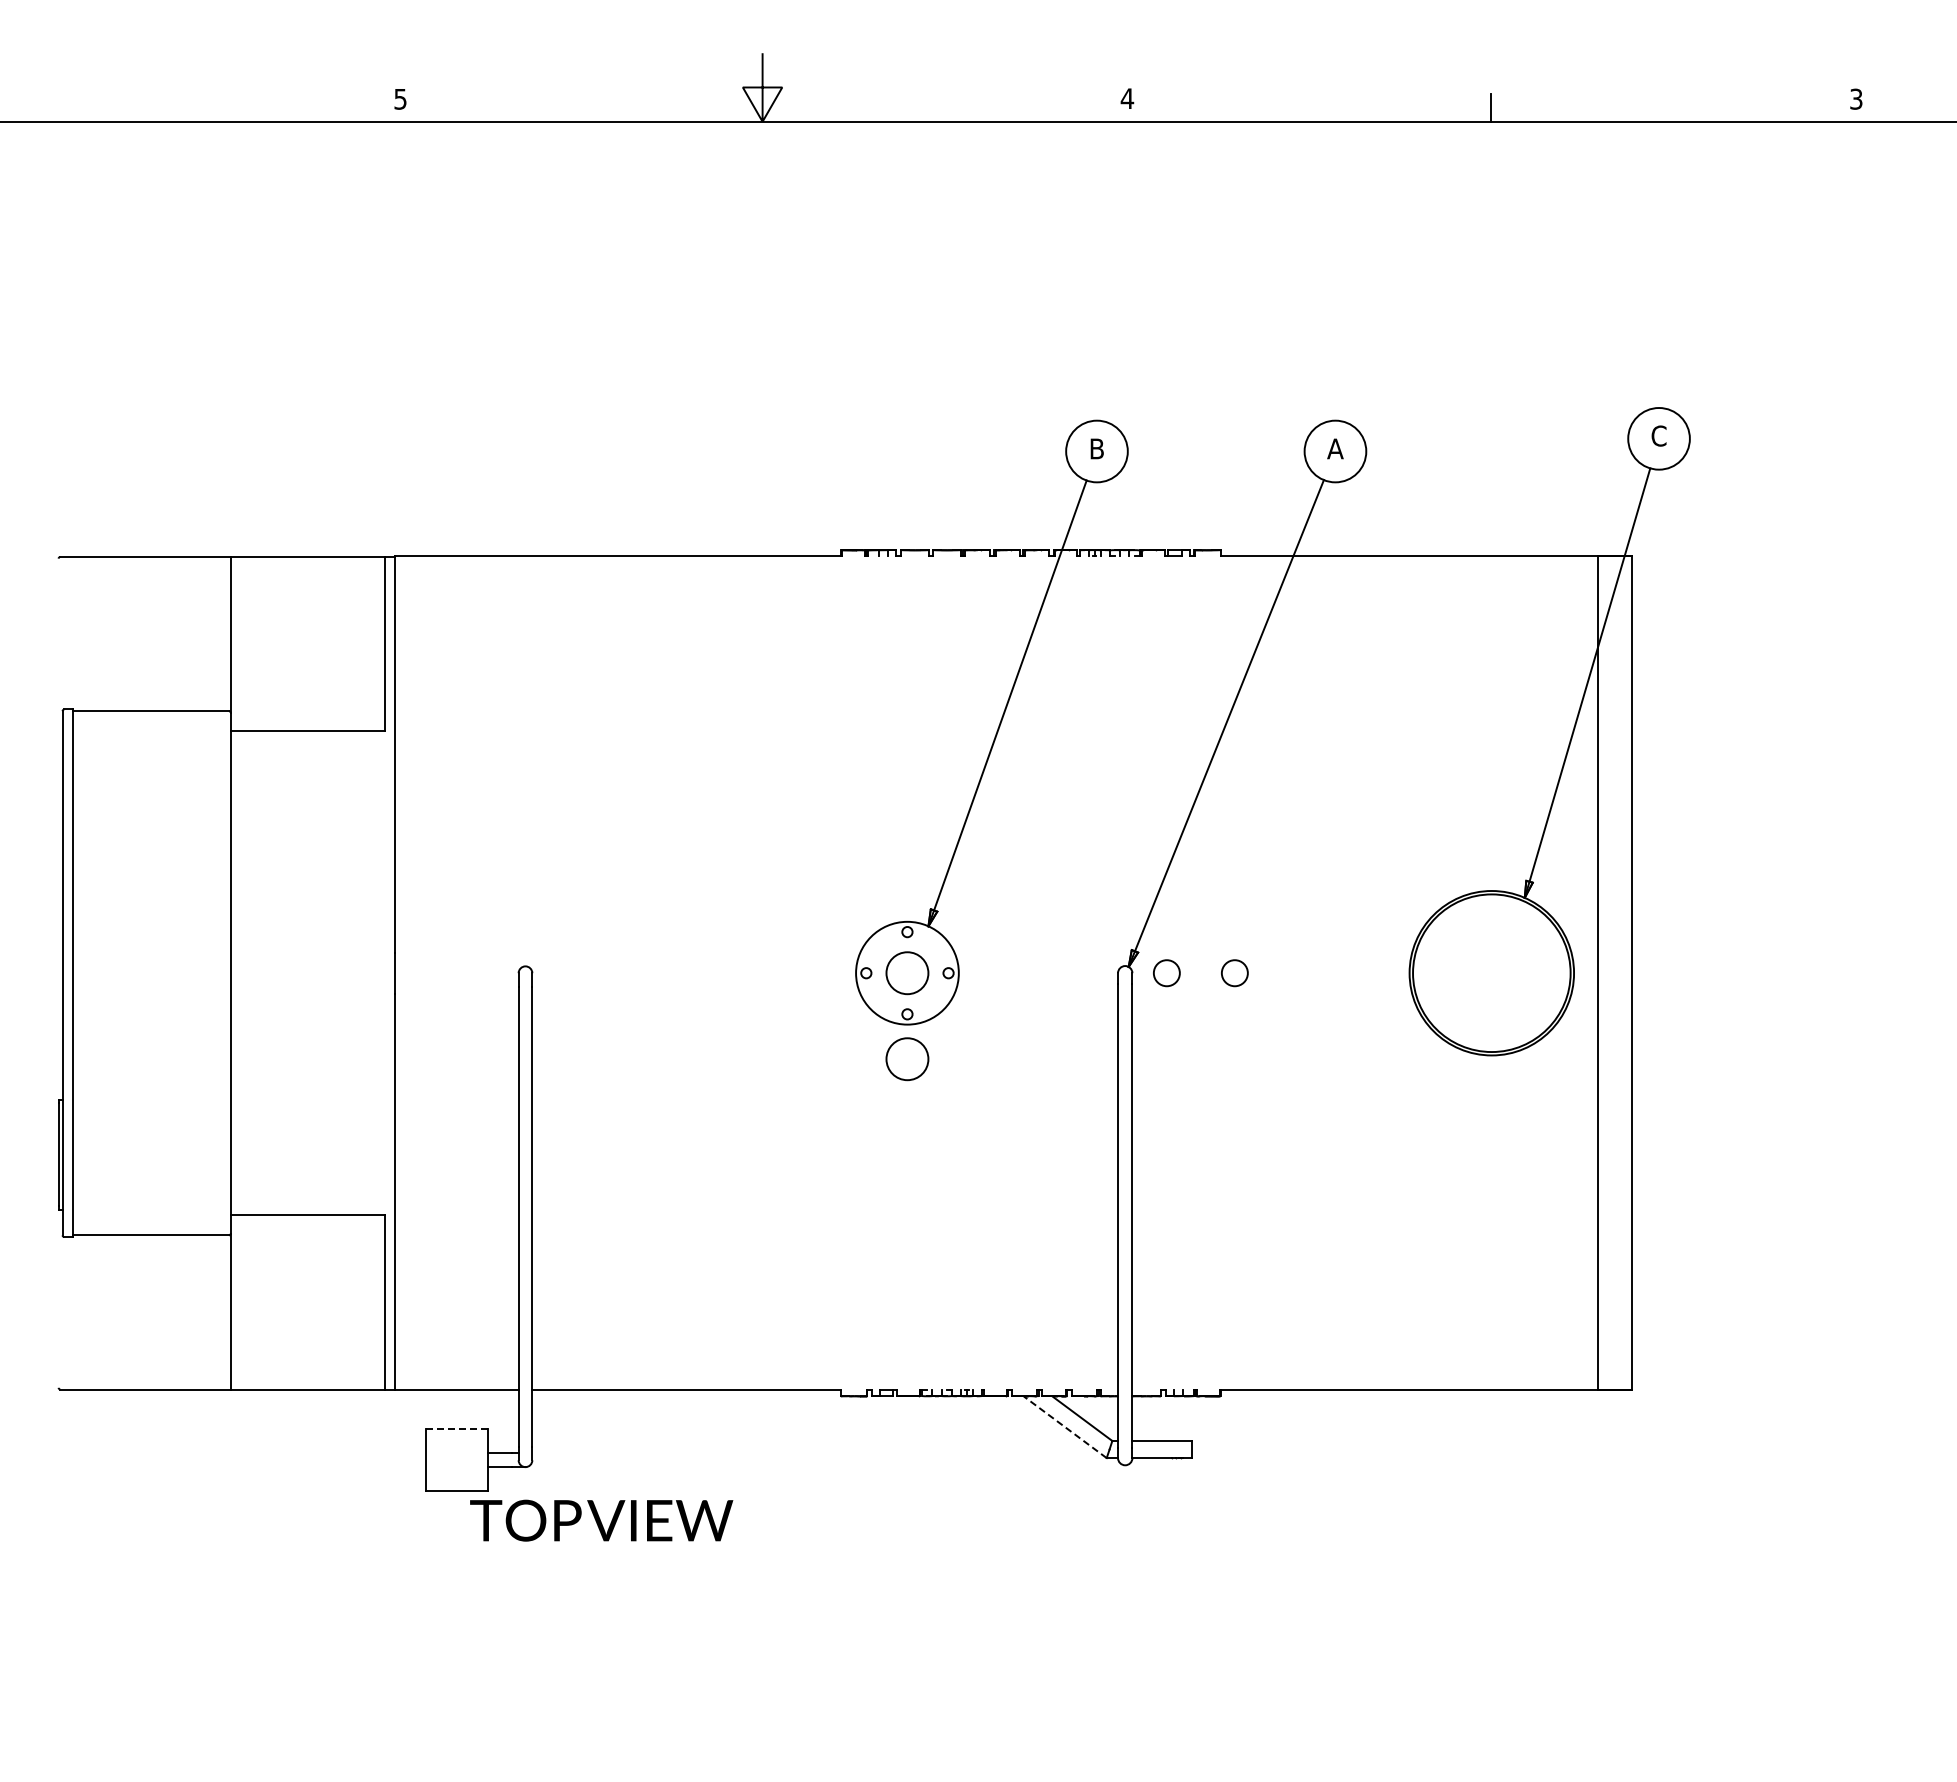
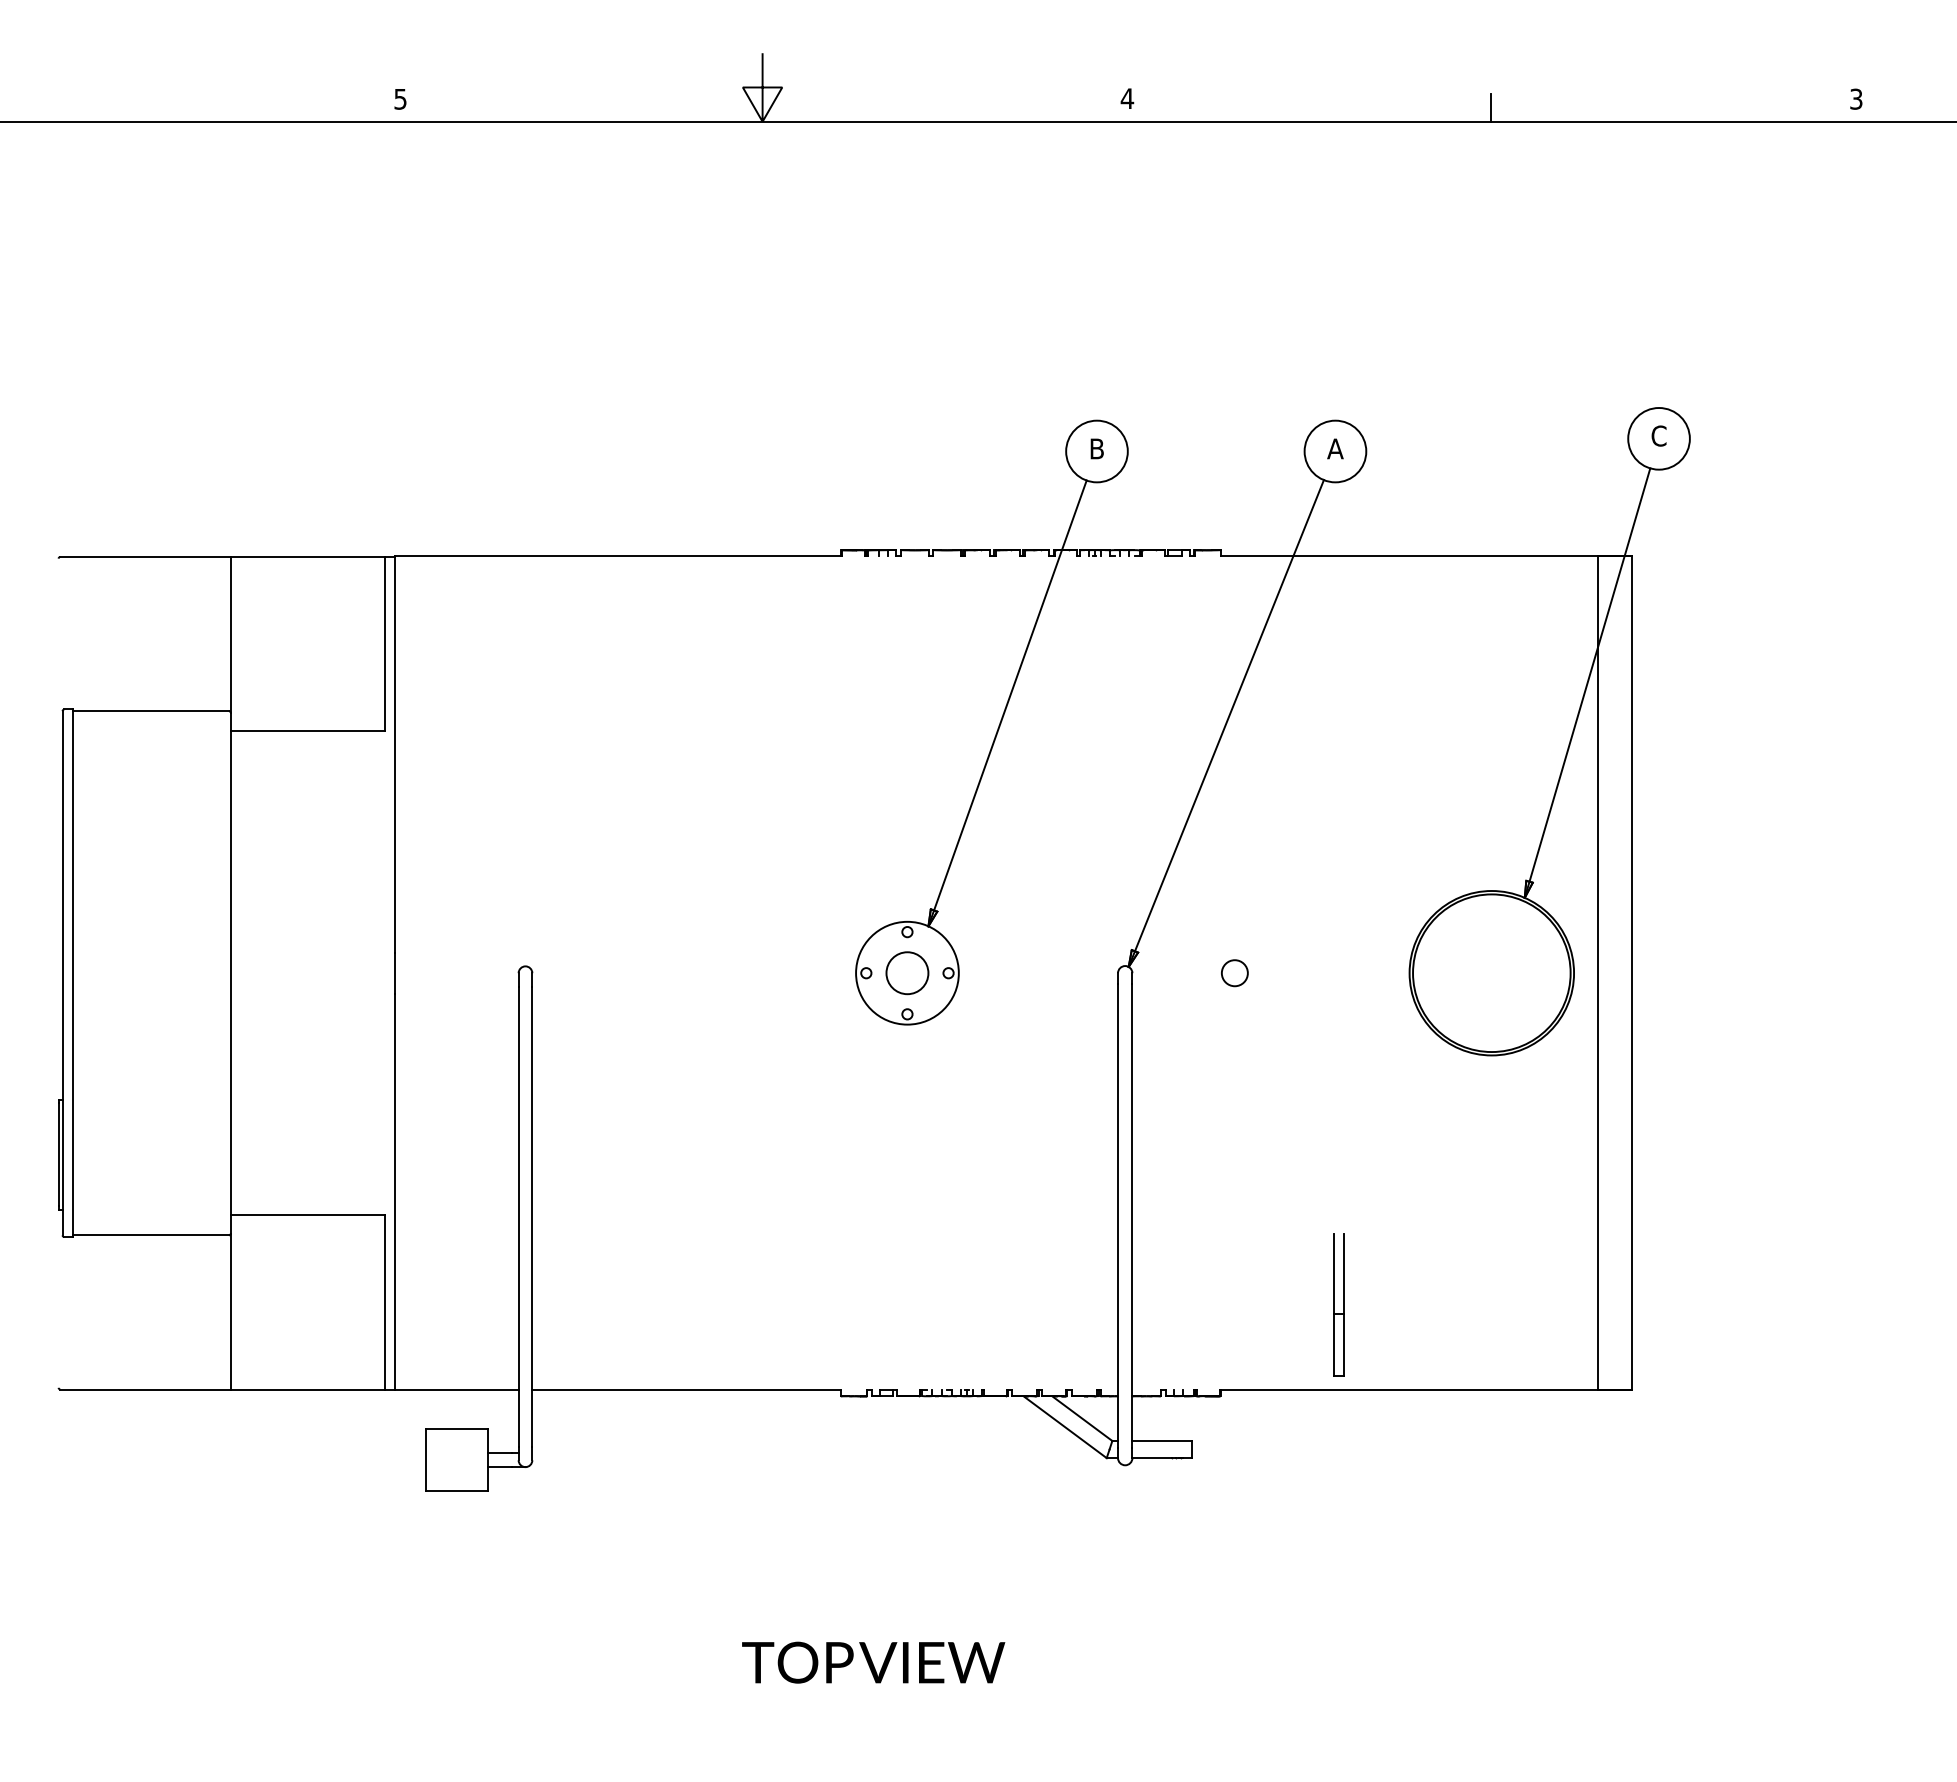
circle: present -> none (1166, 973)
circle: present -> none (907, 1059)
part: none -> present (1338, 1304)
line: dashed -> solid (1065, 1427)
line: dashed -> solid (456, 1429)
text position: (601, 1520) -> (873, 1662) (873, 1662)
